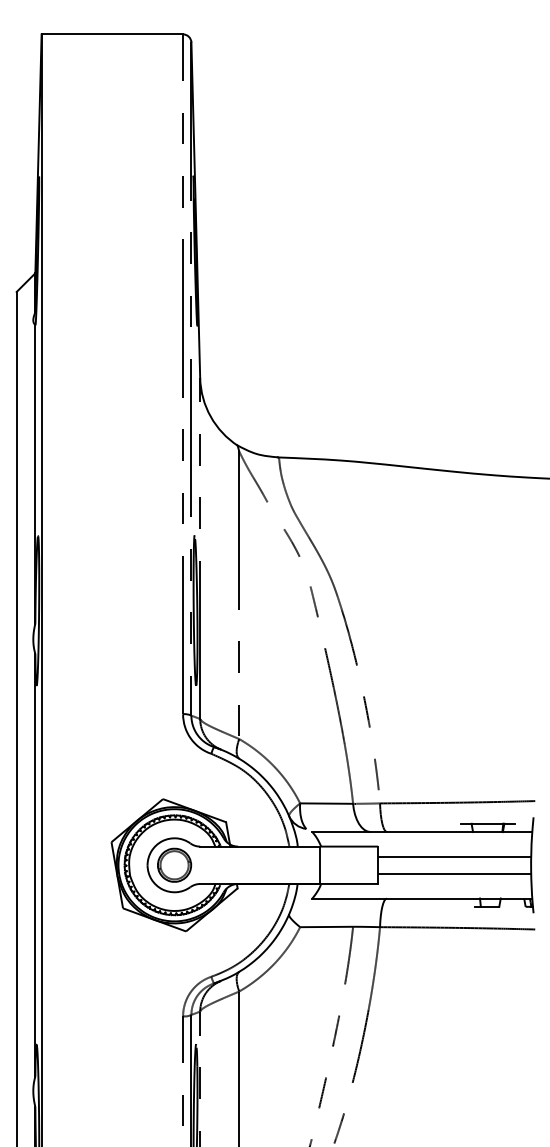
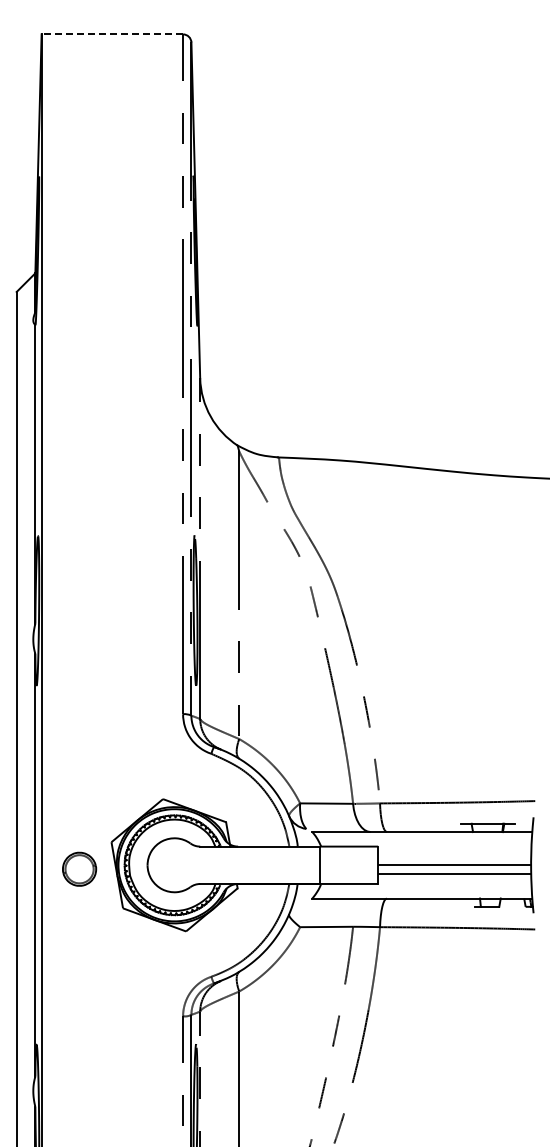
line: solid -> dashed (112, 34)
line position: (454, 856) -> (454, 864) (454, 864)
part position: (174, 864) -> (79, 868) (79, 868)
